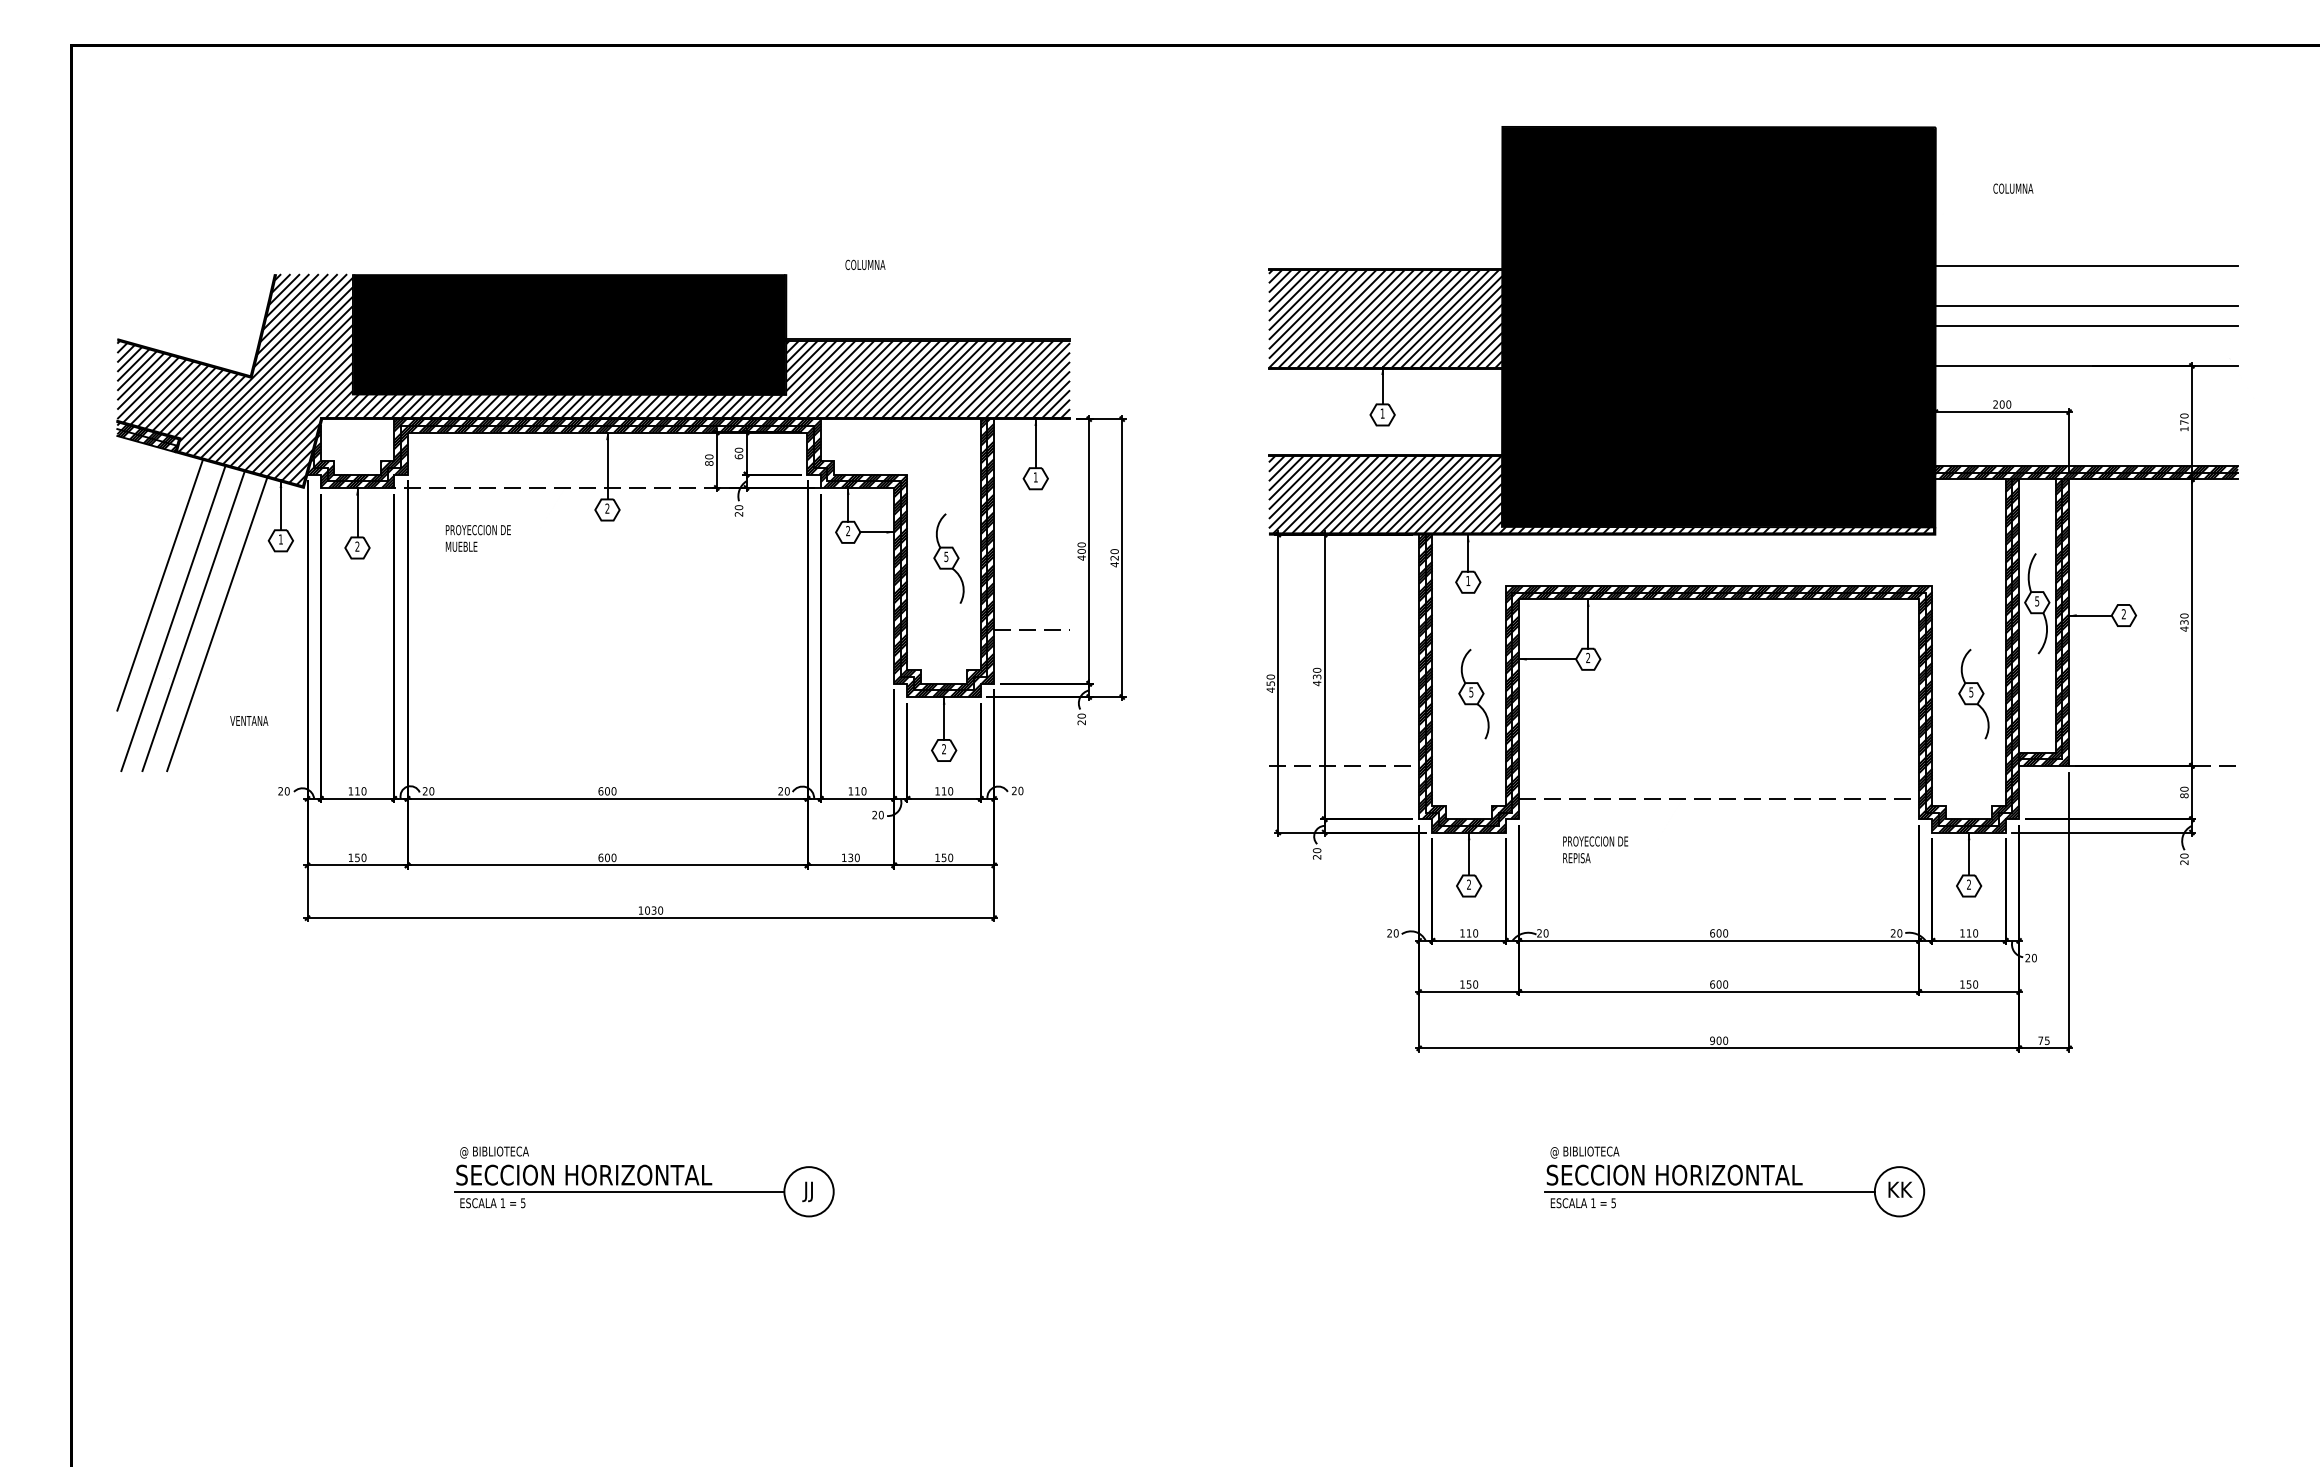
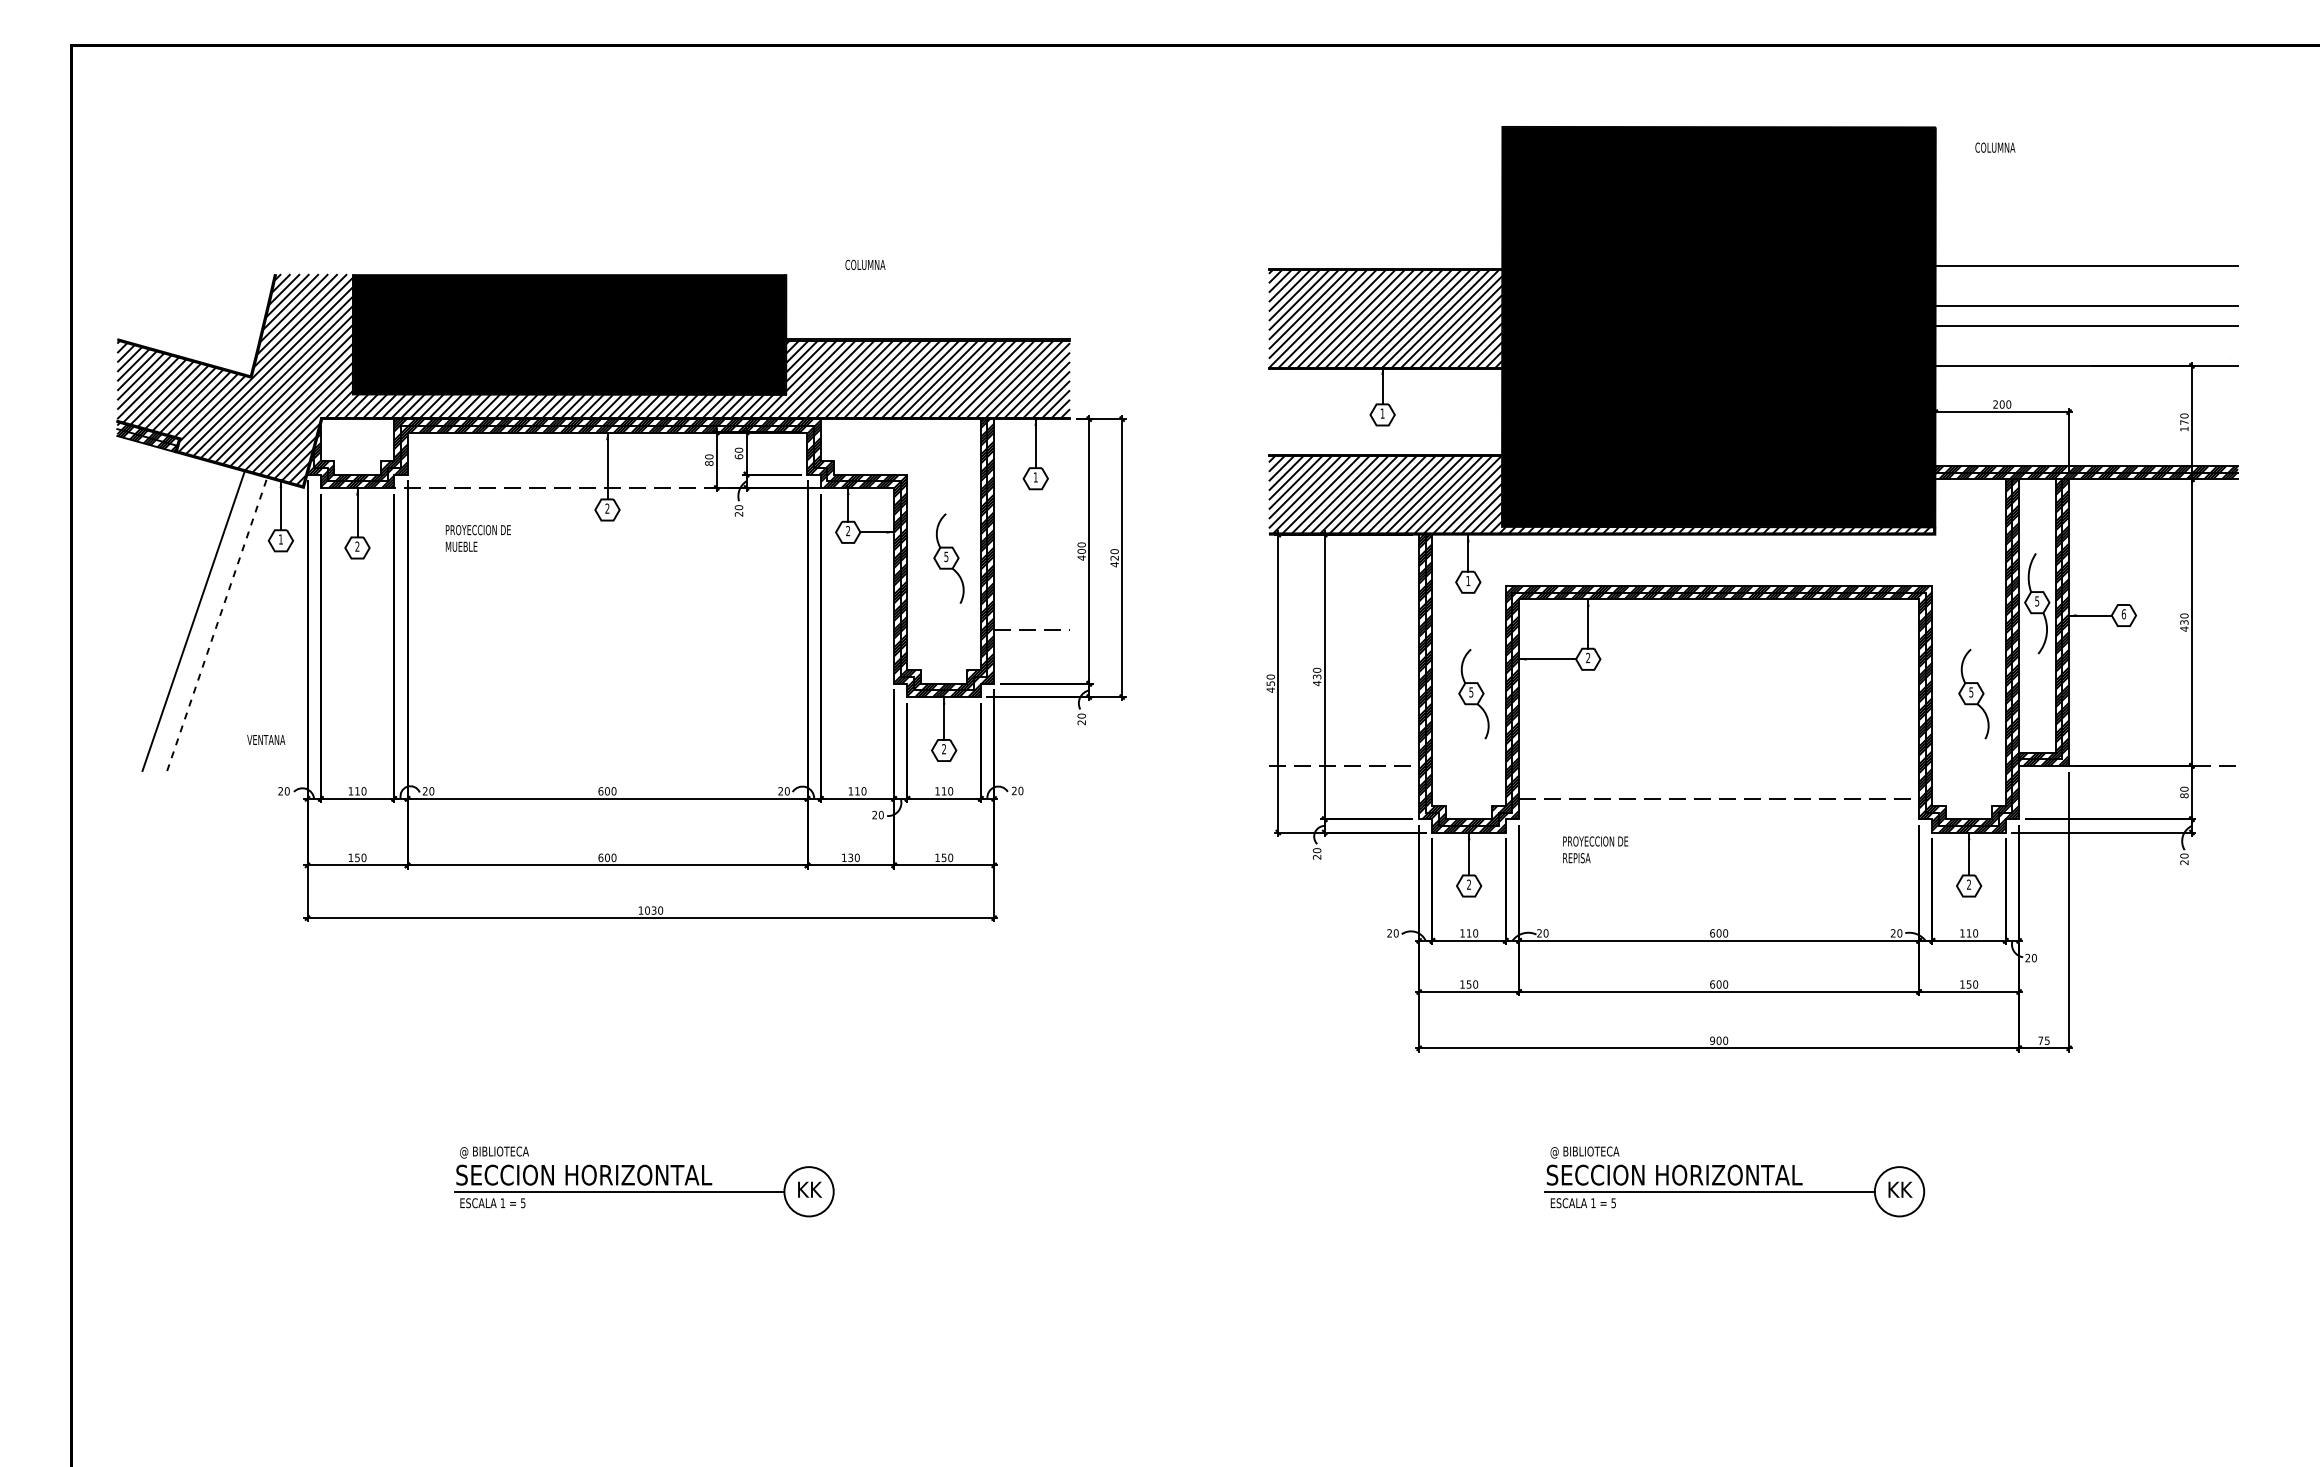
text position: (2013, 188) -> (1995, 147) (1995, 147)
line: present -> none (159, 584)
text: 2 -> 6 (2123, 614)
line: present -> none (173, 618)
line: solid -> dashed (217, 624)
text position: (249, 720) -> (266, 739) (266, 739)
text: JJ -> KK (810, 1191)
